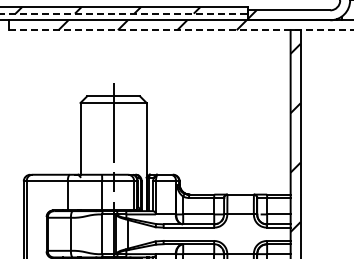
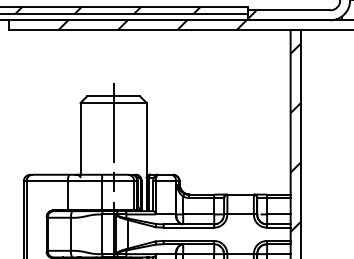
line: dashed -> solid (123, 13)
line: dashed -> solid (182, 30)
